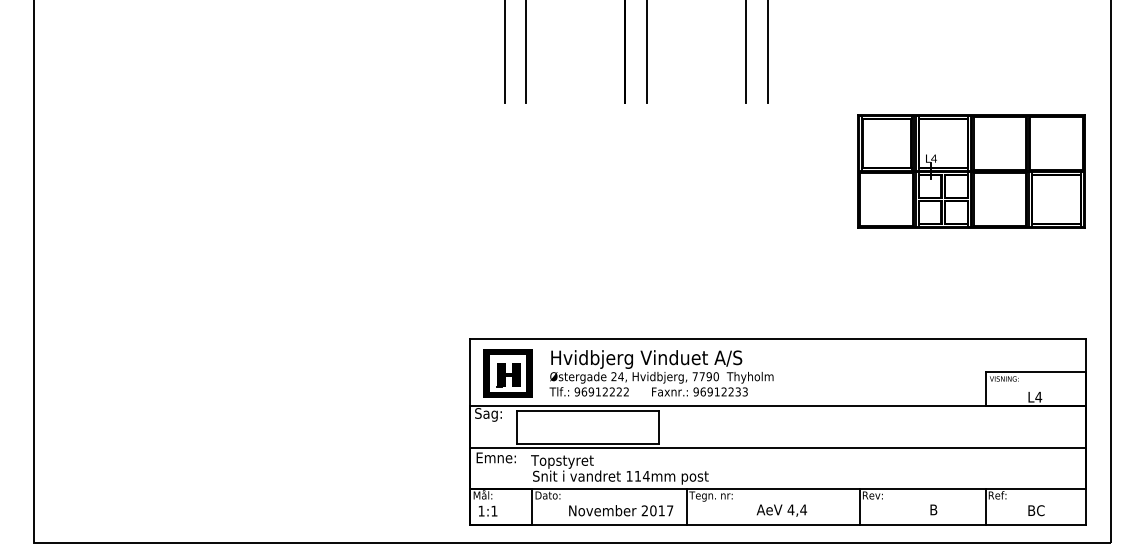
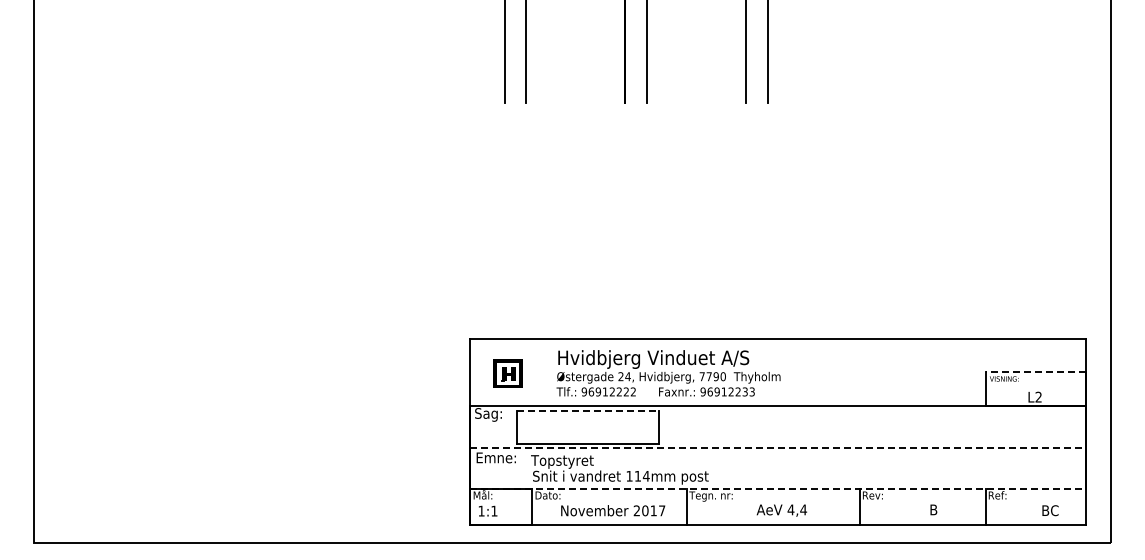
part: present -> none (971, 171)
line: solid -> dashed (1035, 372)
part size: 50x49 px -> 30x29 px (507, 373)
text position: (661, 373) -> (668, 373) (668, 373)
text: L4 -> L2 (1038, 396)
line: solid -> dashed (588, 410)
line: solid -> dashed (778, 448)
line: solid -> dashed (778, 488)
text position: (621, 510) -> (613, 510) (613, 510)
text position: (1036, 510) -> (1050, 510) (1050, 510)
